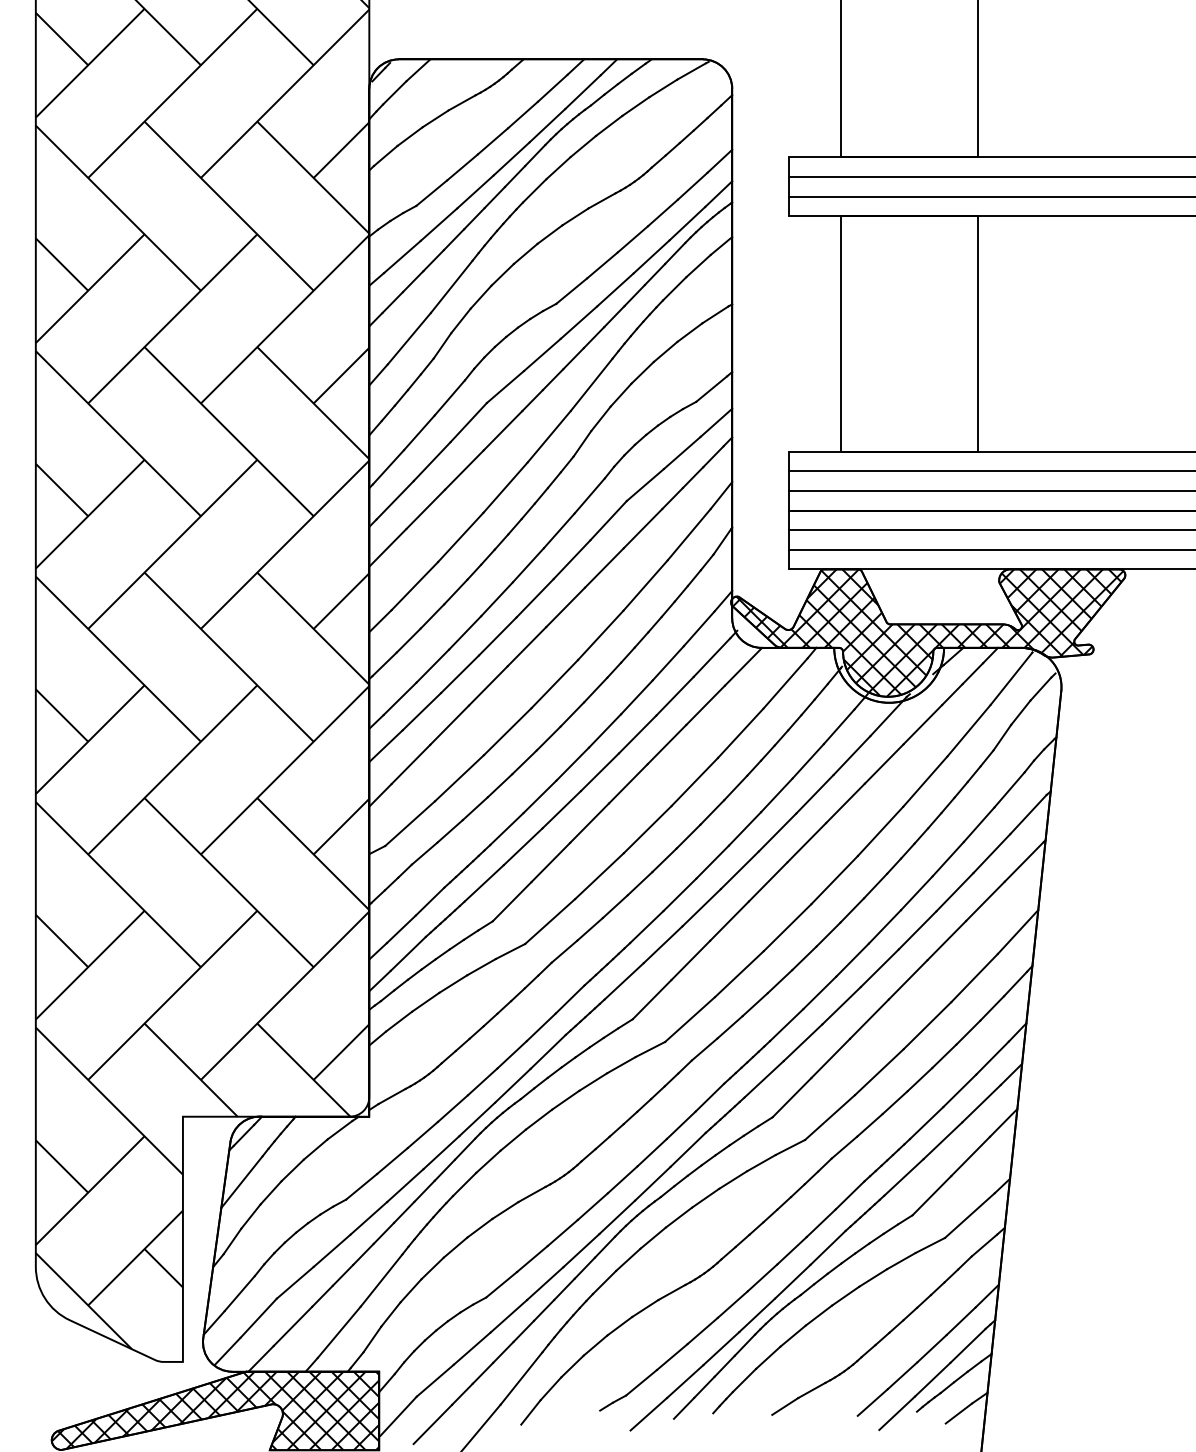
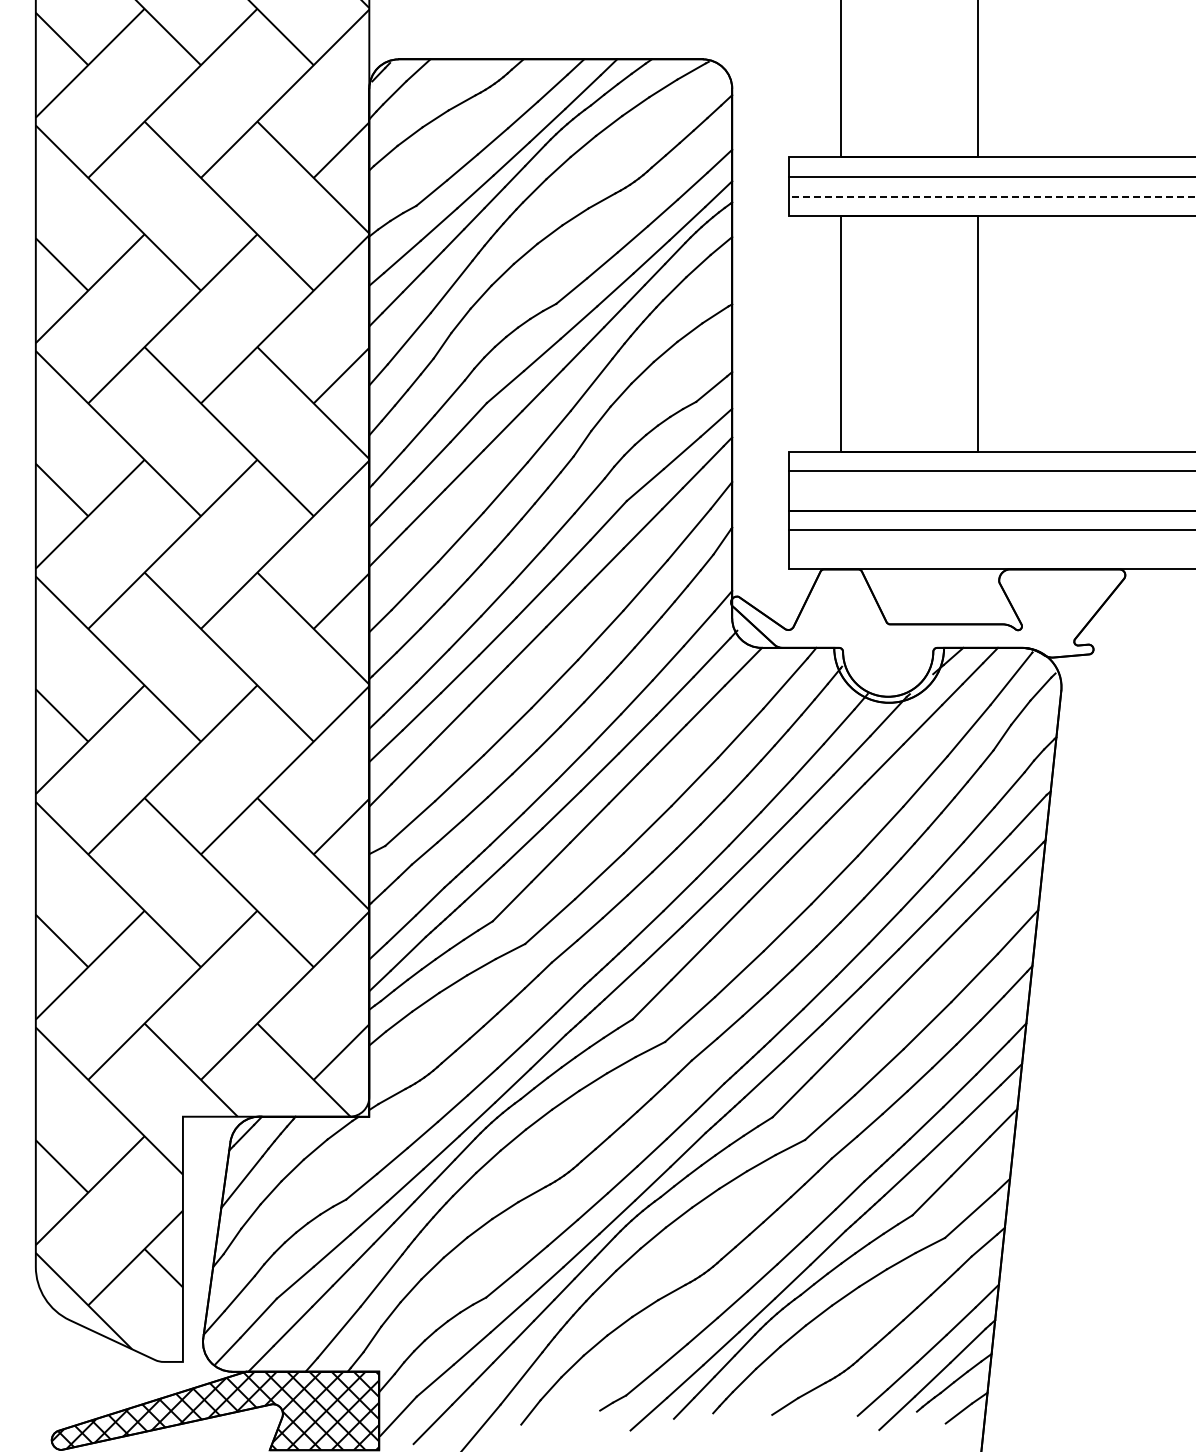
line: solid -> dashed (992, 196)
line: present -> none (990, 490)
line: present -> none (990, 549)
hatch: present -> none (927, 632)
